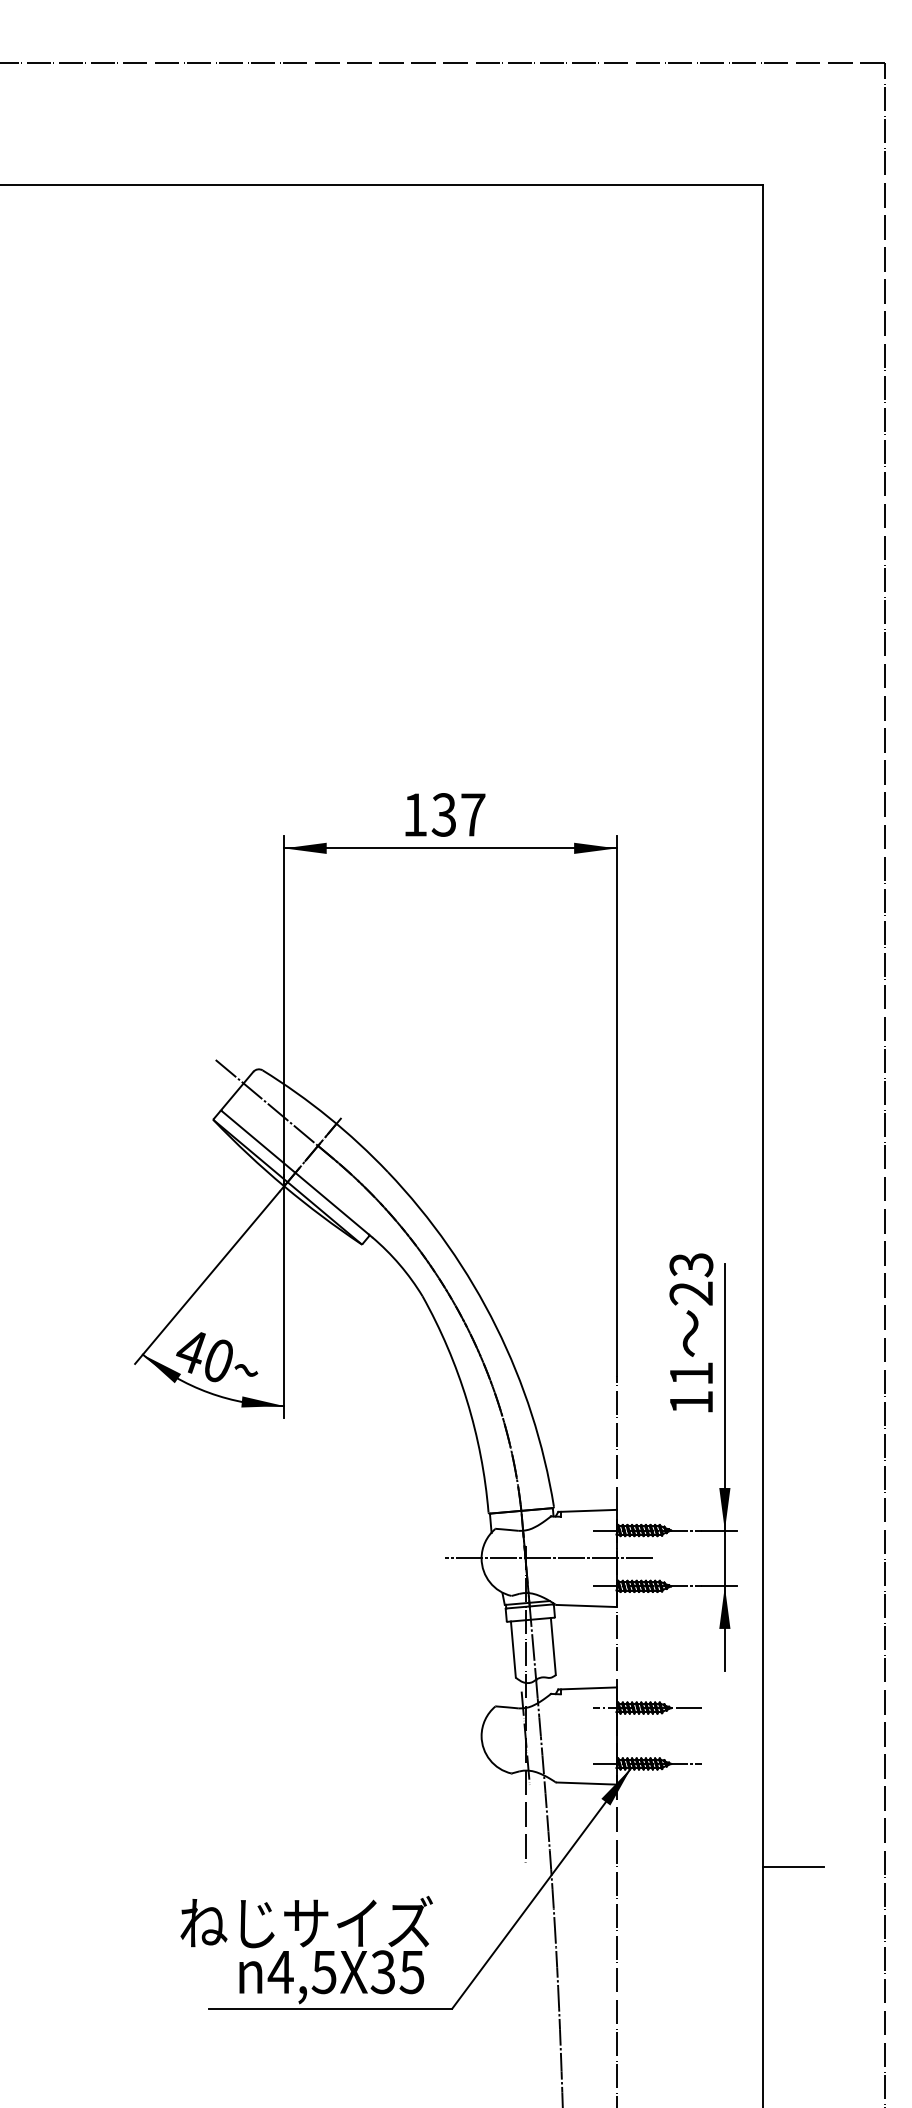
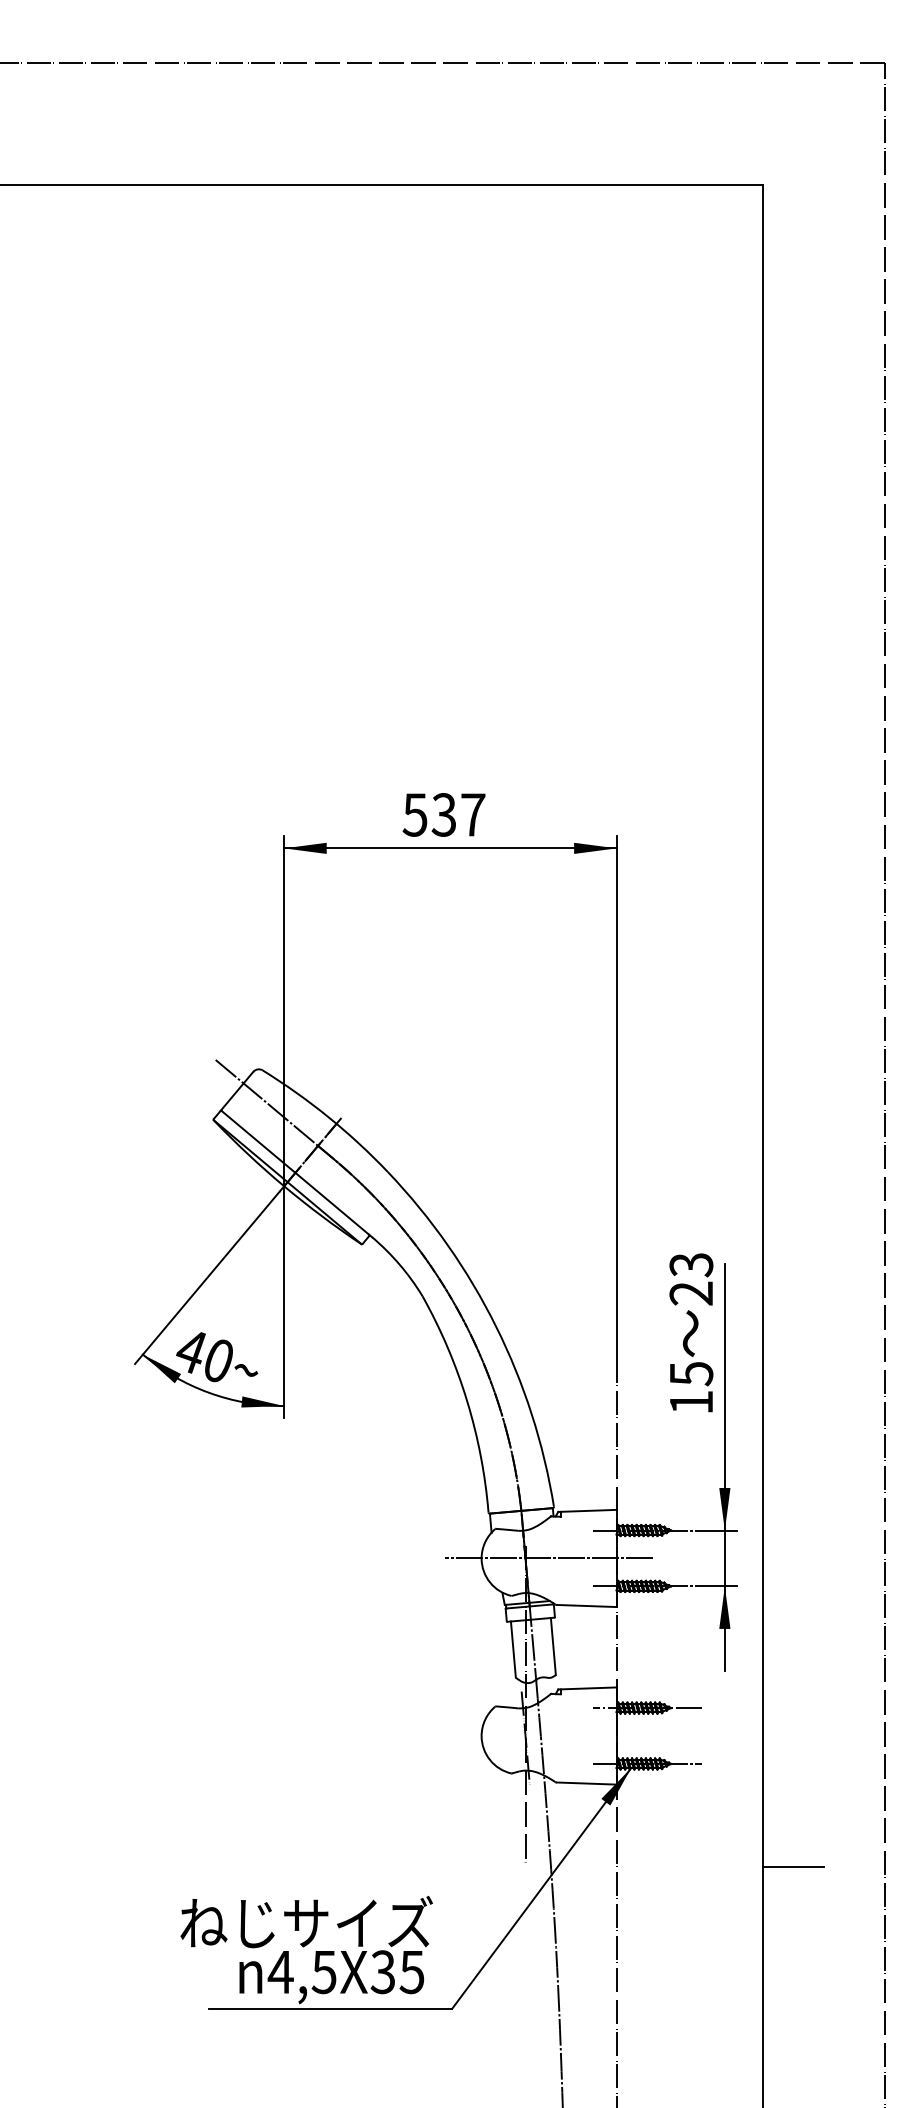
text: 137 -> 537 (414, 814)
text: 11 -> 15 (691, 1374)
